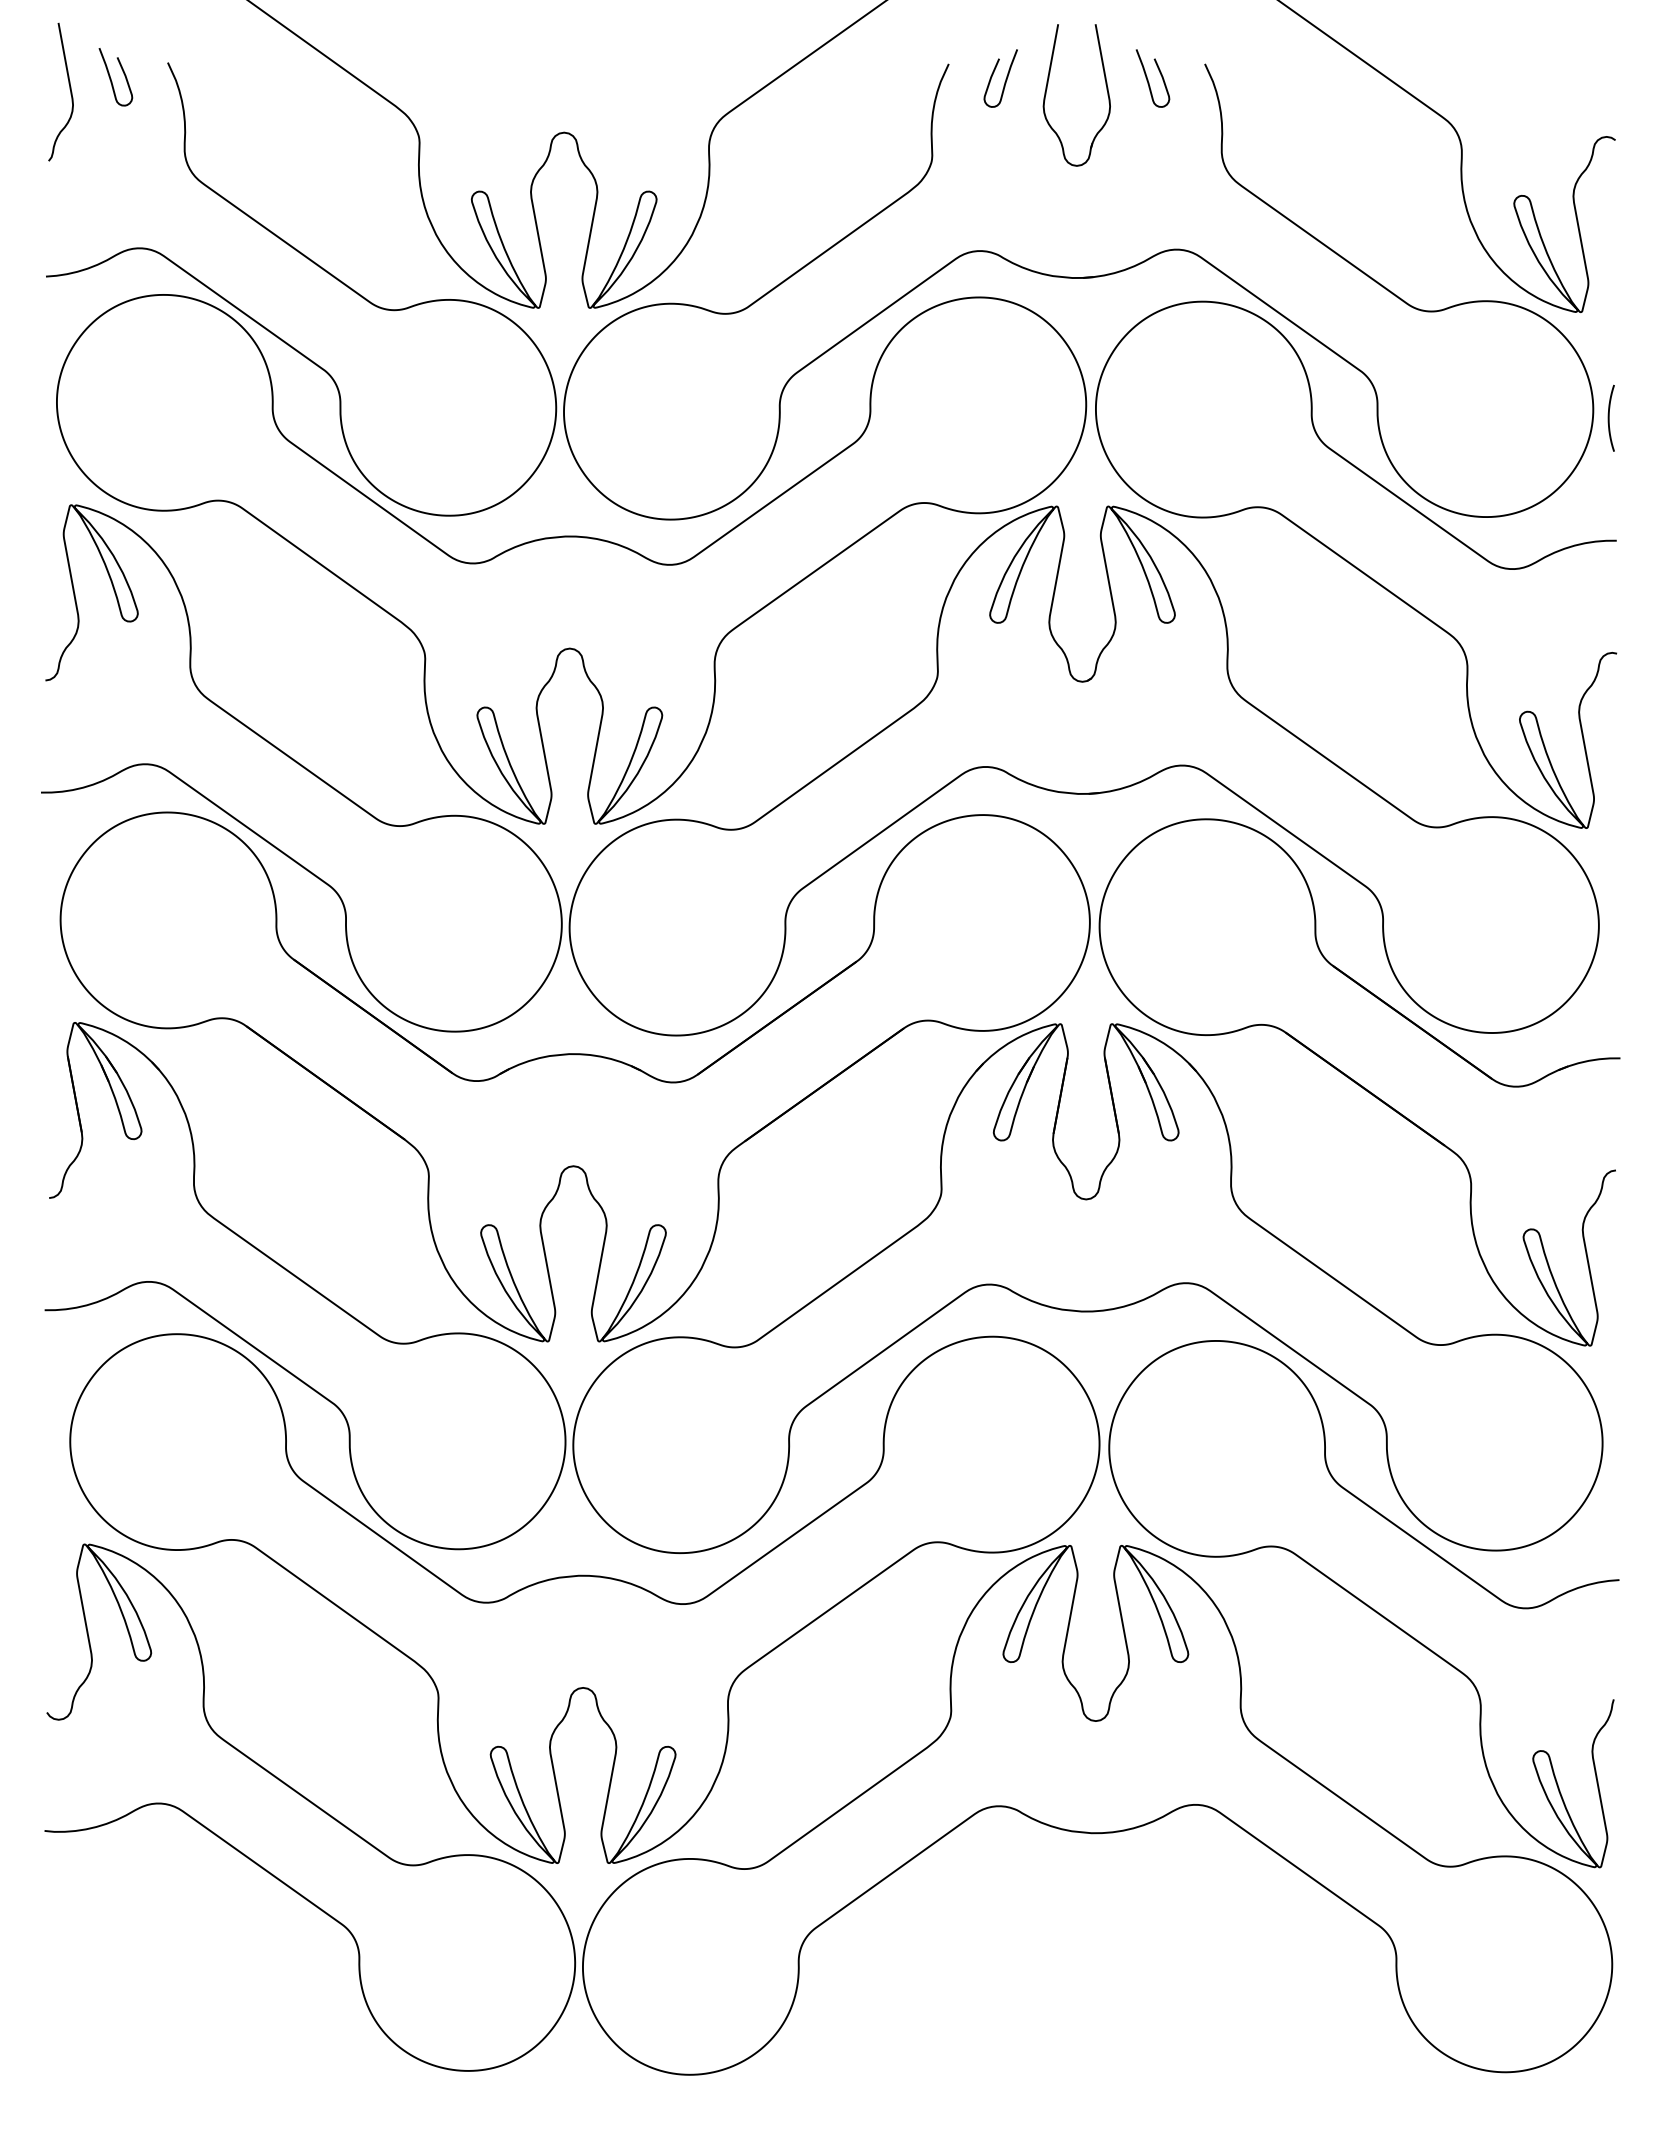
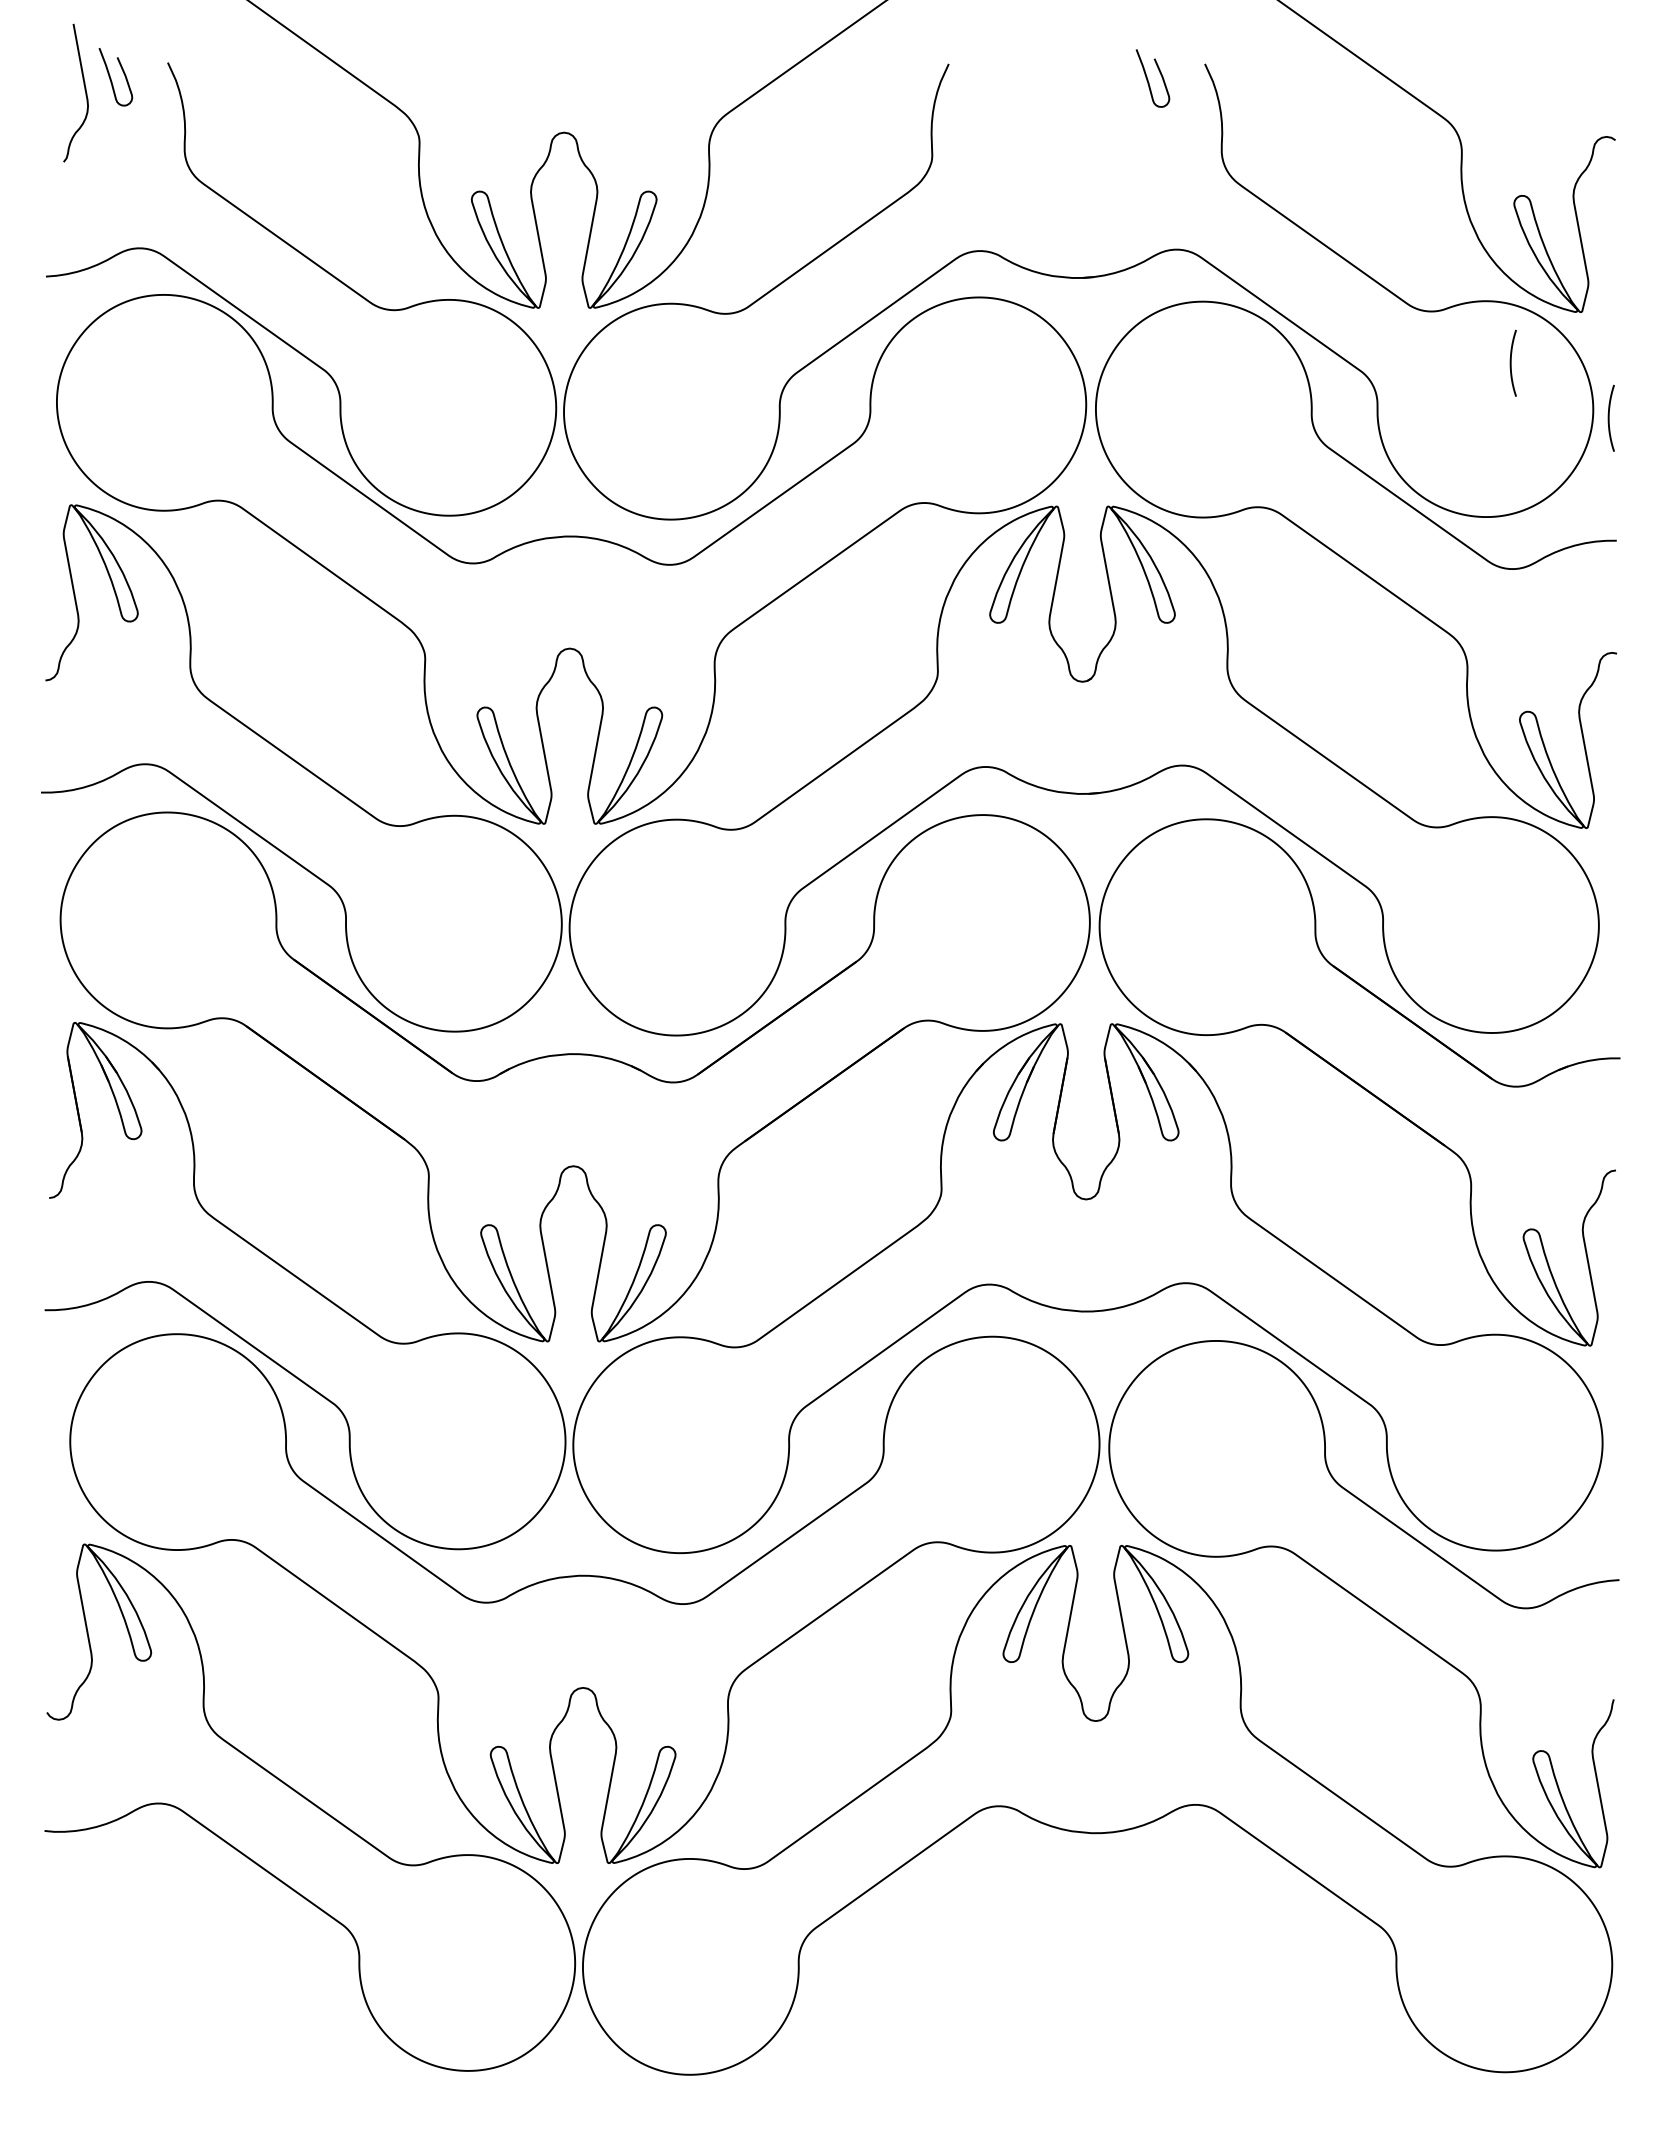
curve: present -> none (1005, 79)
curve position: (69, 89) -> (84, 90) (84, 90)
part: present -> none (1047, 89)
curve: none -> present (1511, 362)
